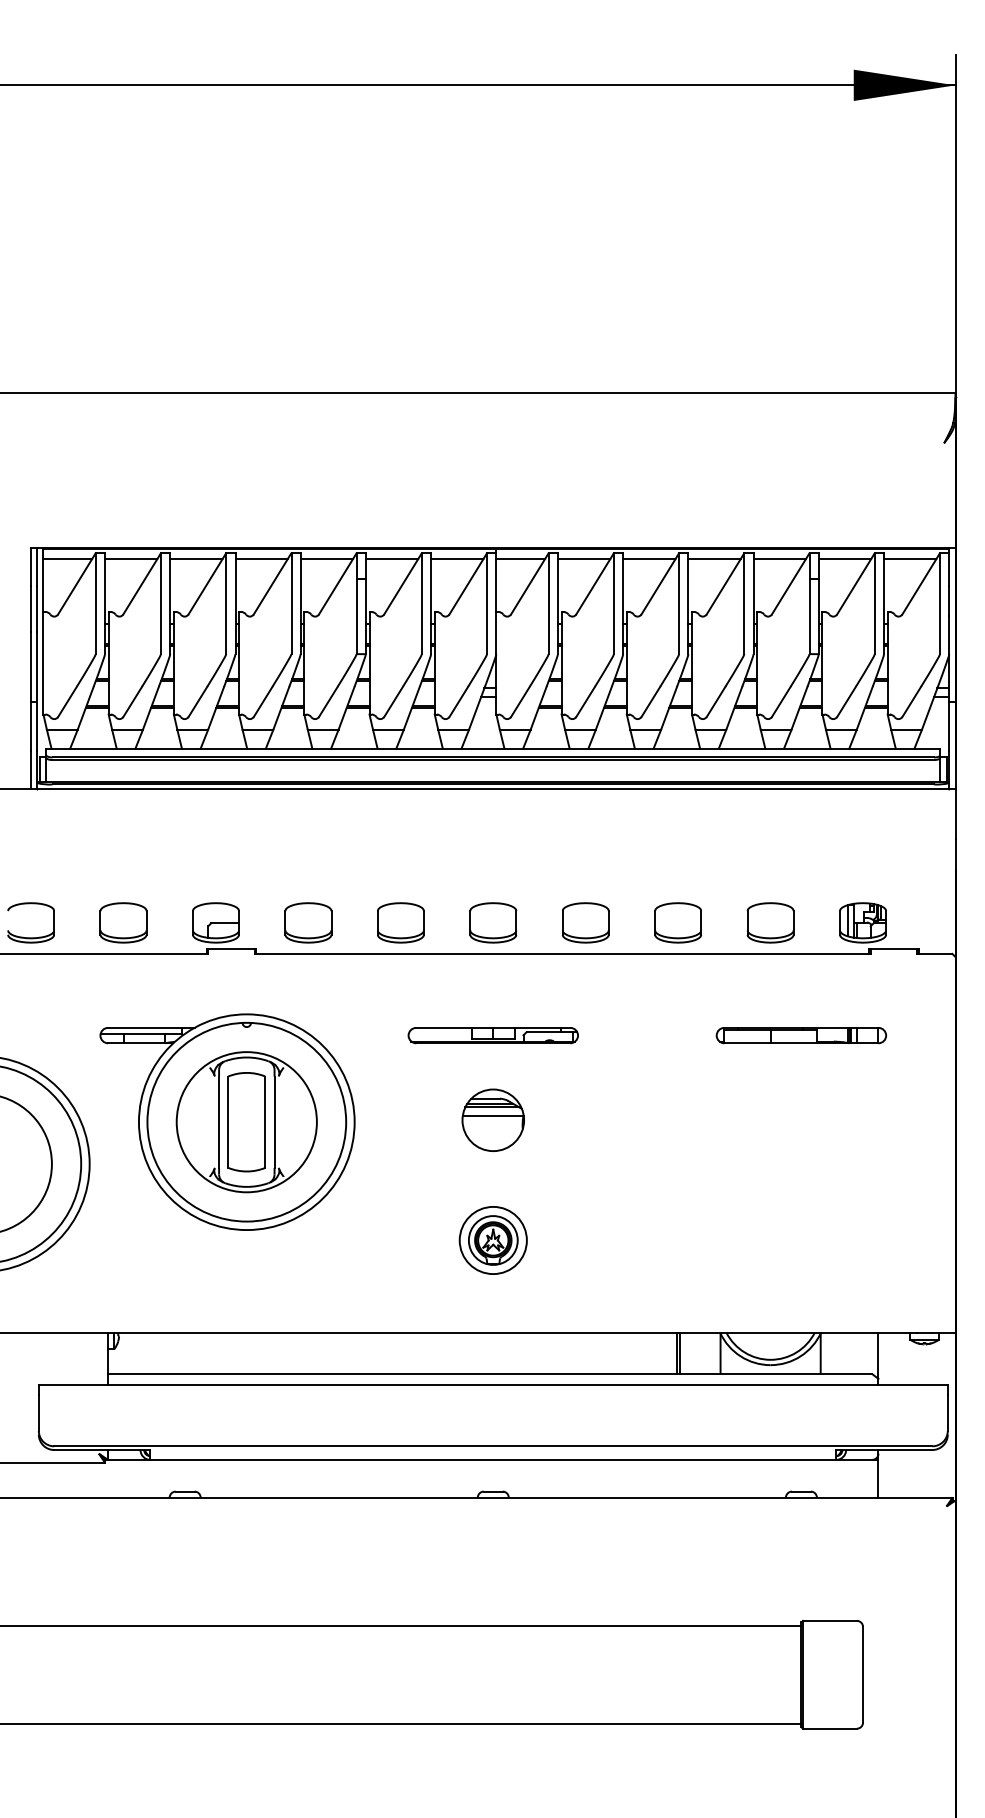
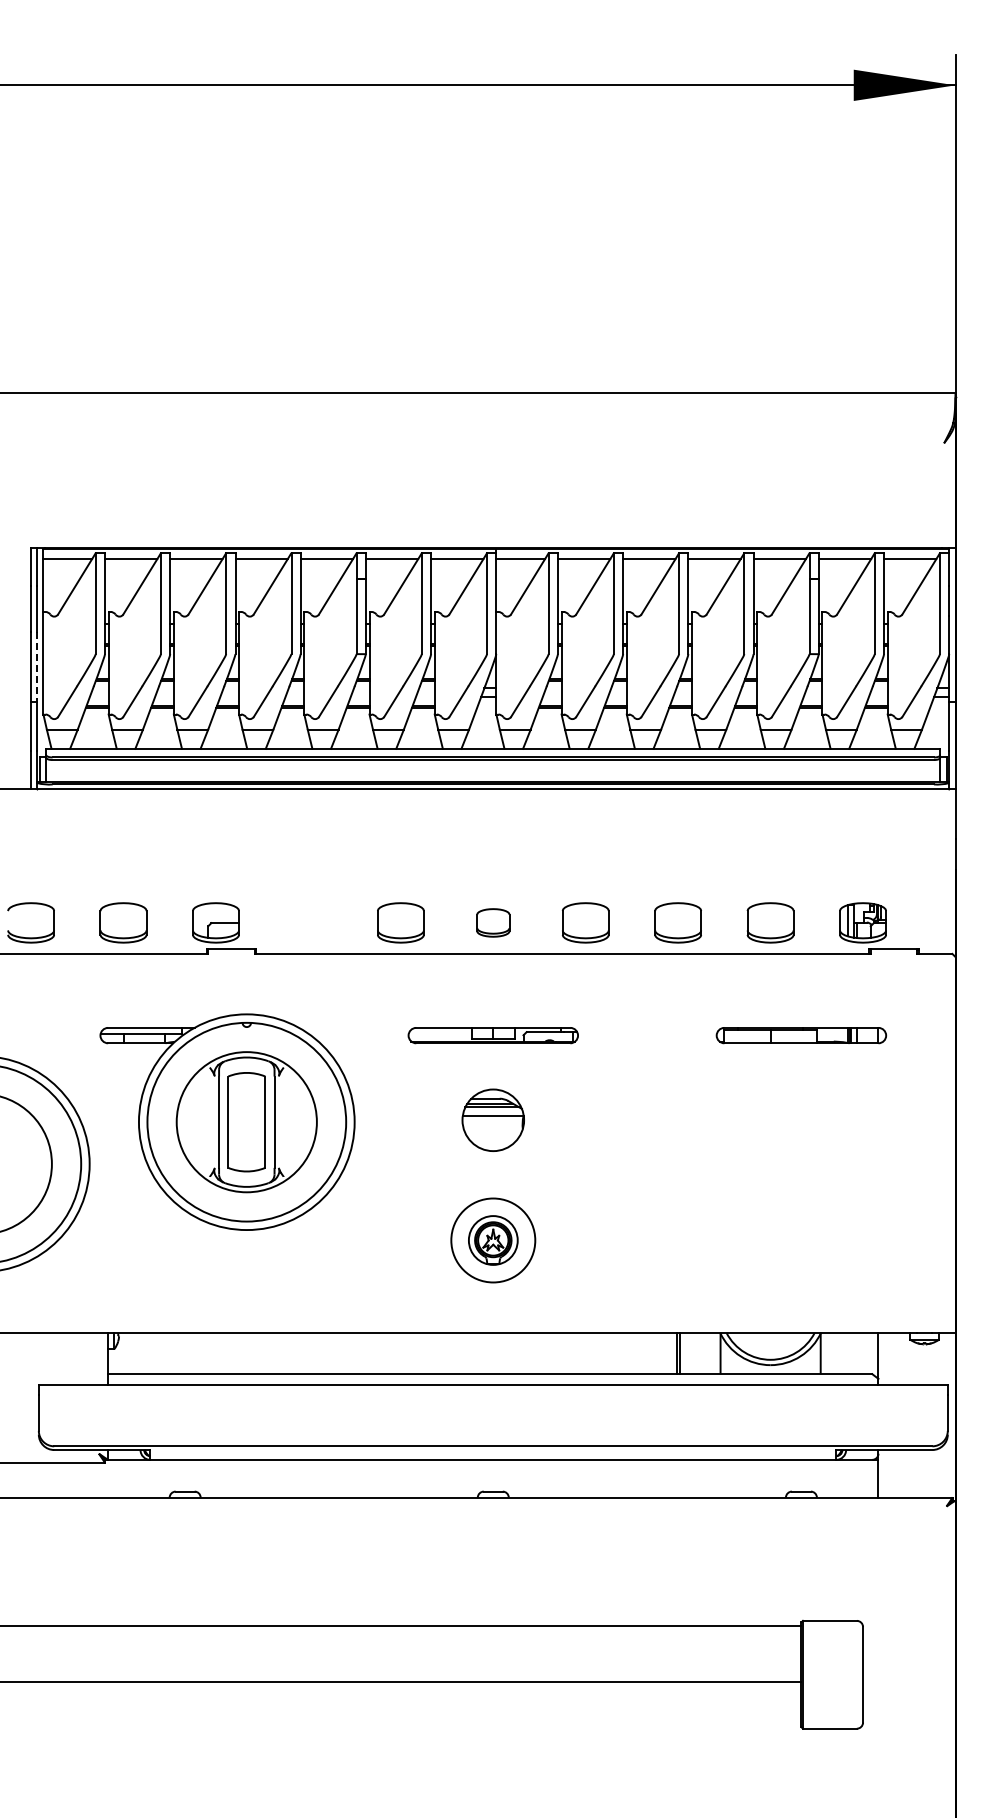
line: solid -> dashed (37, 666)
part: present -> none (308, 922)
part size: 49x42 px -> 35x30 px (493, 922)
circle diameter: 67 px -> 84 px (493, 1240)
line position: (401, 1723) -> (401, 1681) (401, 1681)
